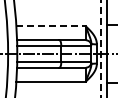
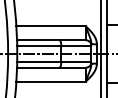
line: dashed -> solid (51, 26)
line: dashed -> solid (101, 48)
